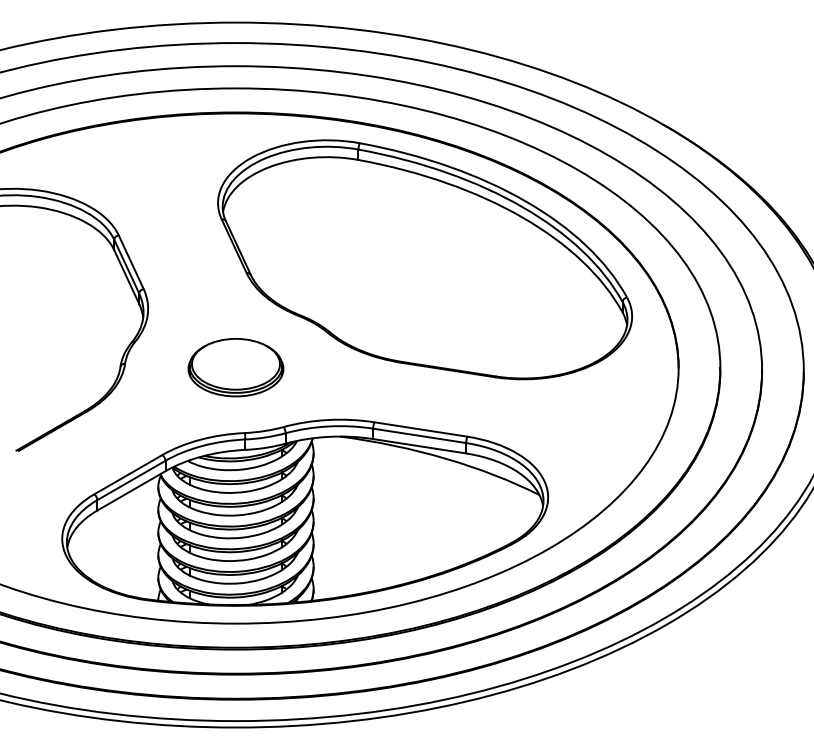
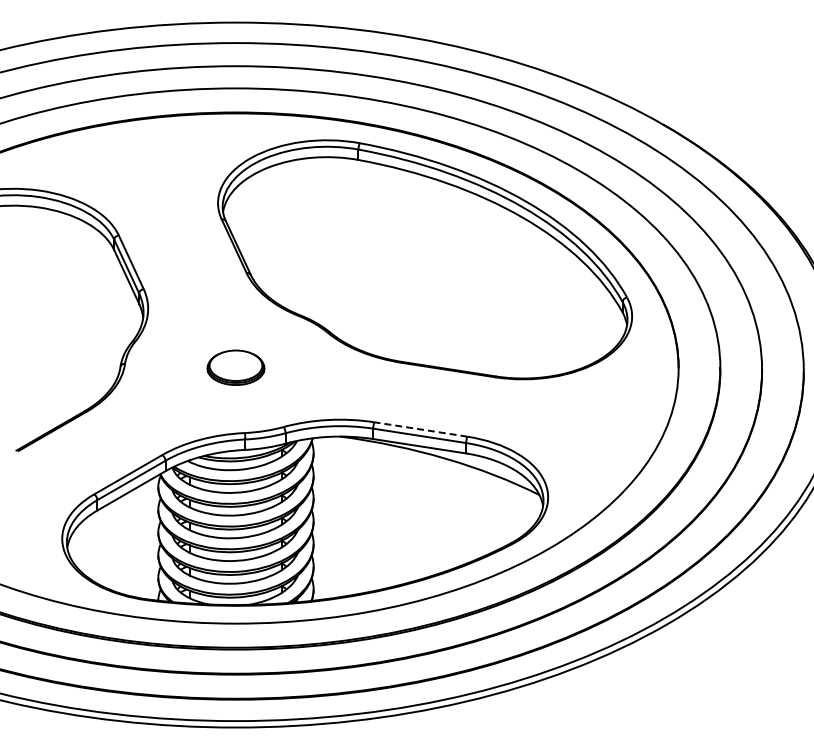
part size: 98x60 px -> 60x37 px (235, 367)
line: solid -> dashed (420, 429)
